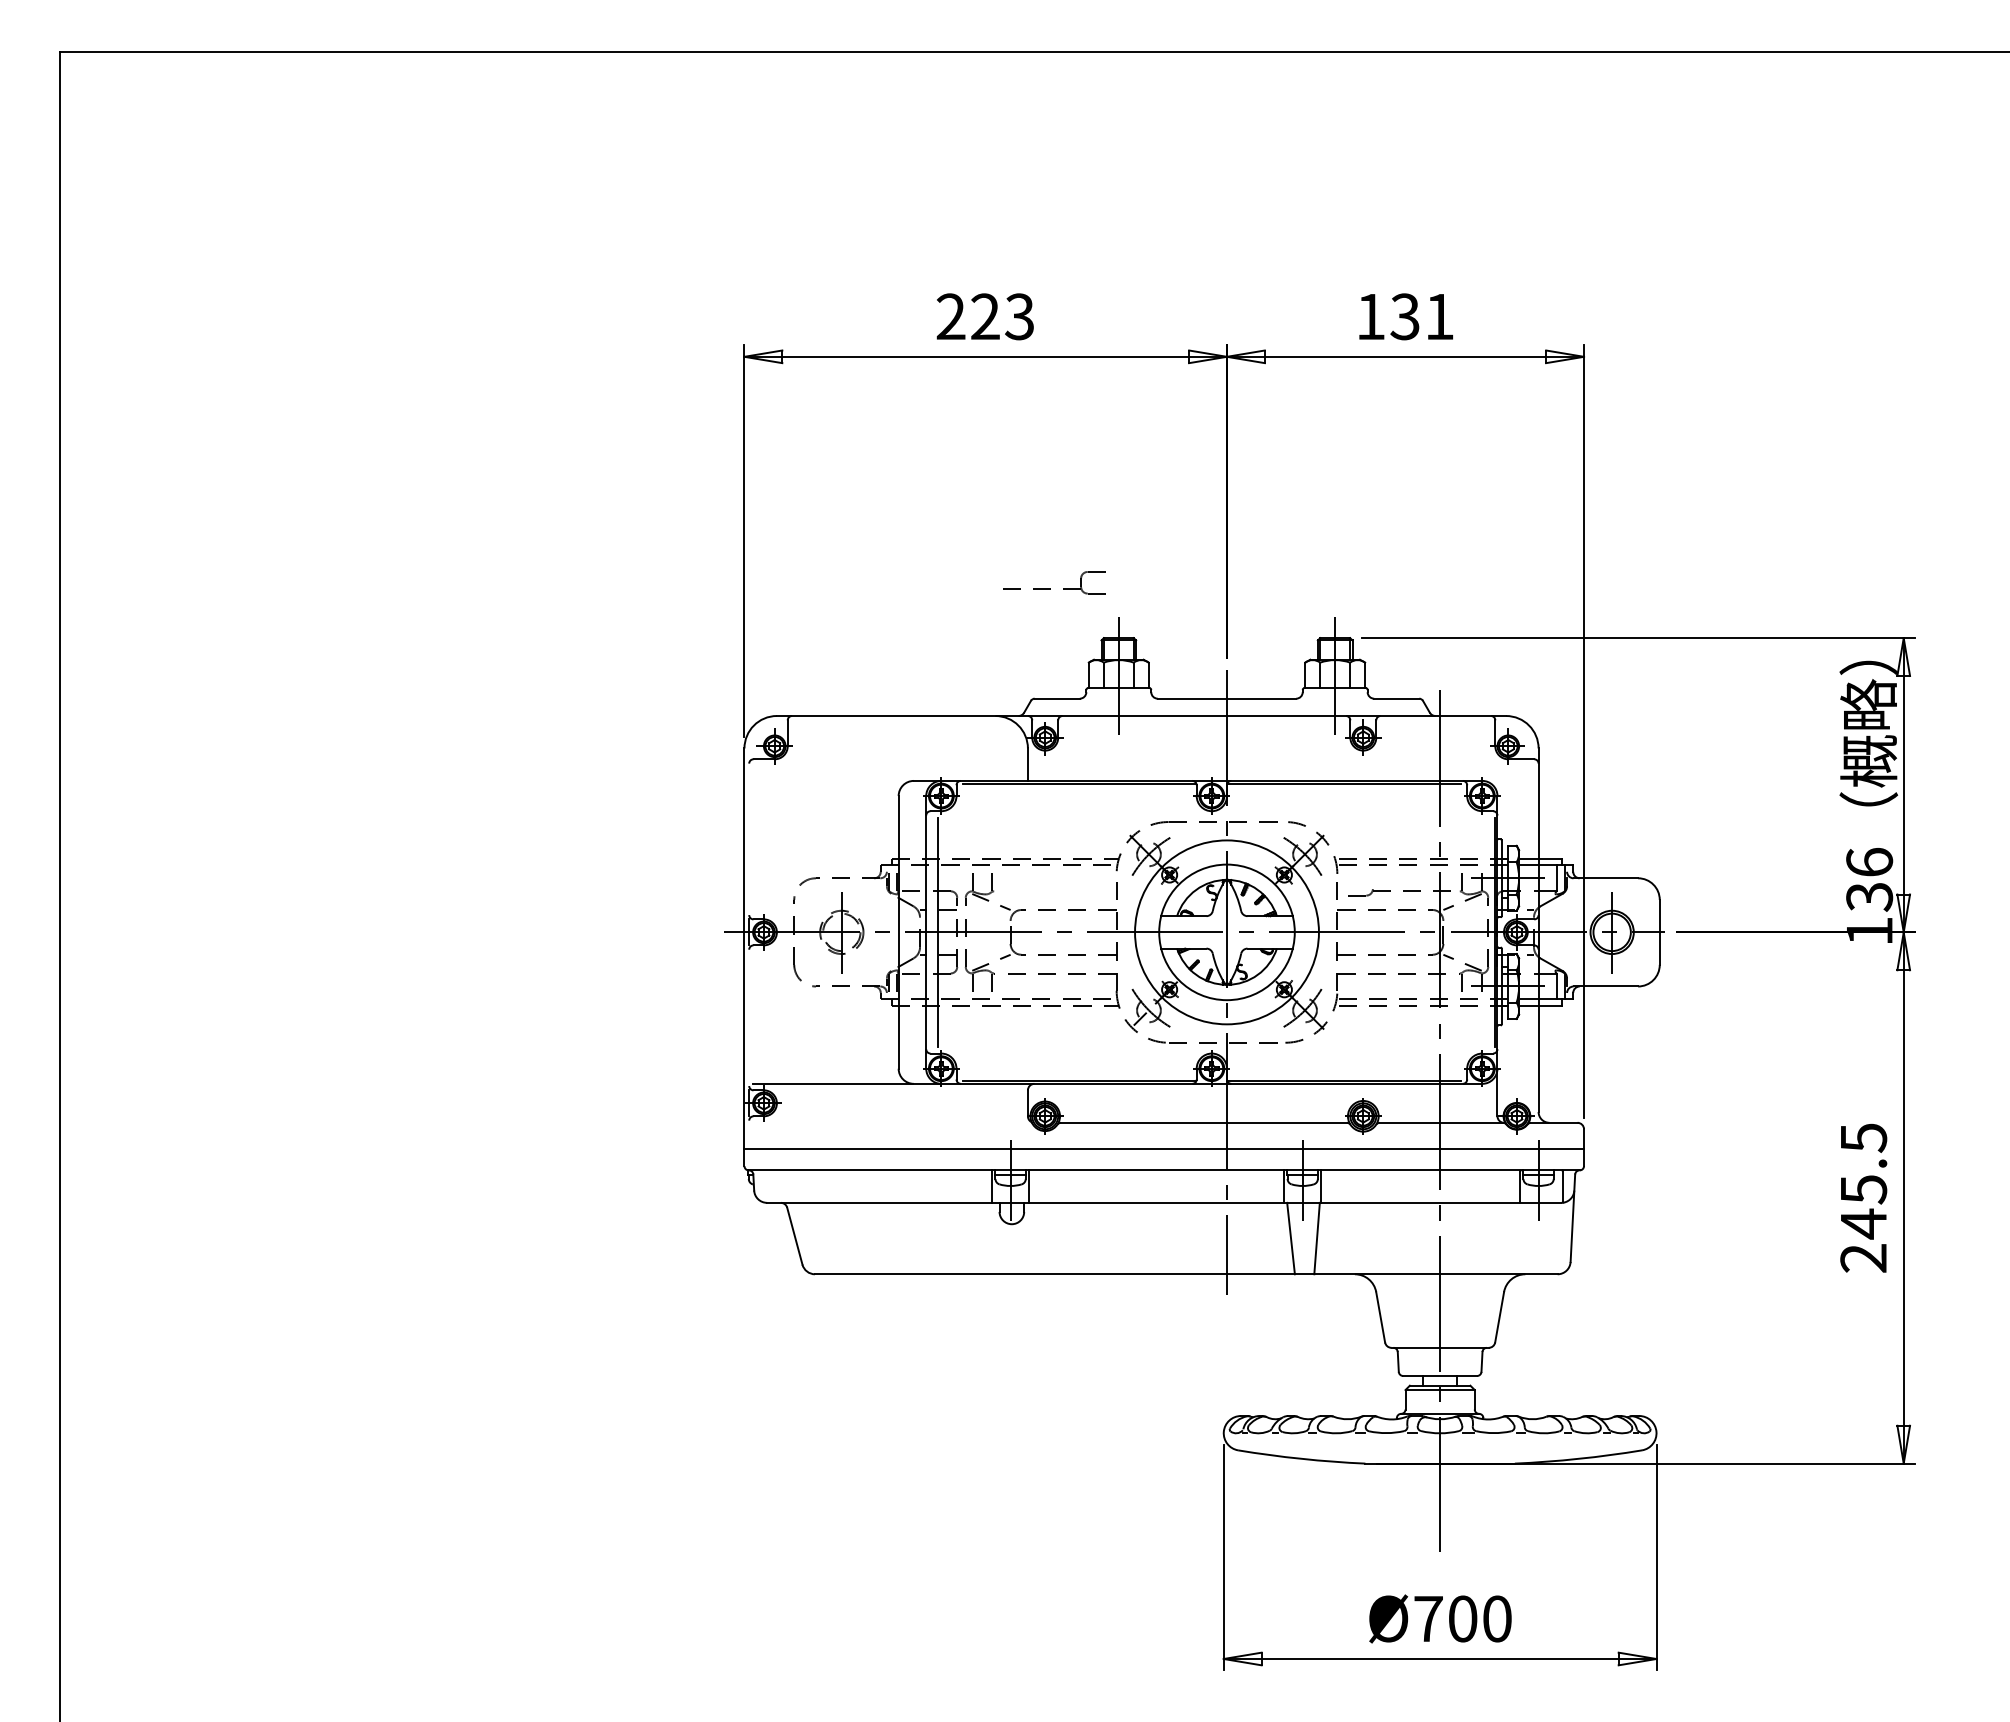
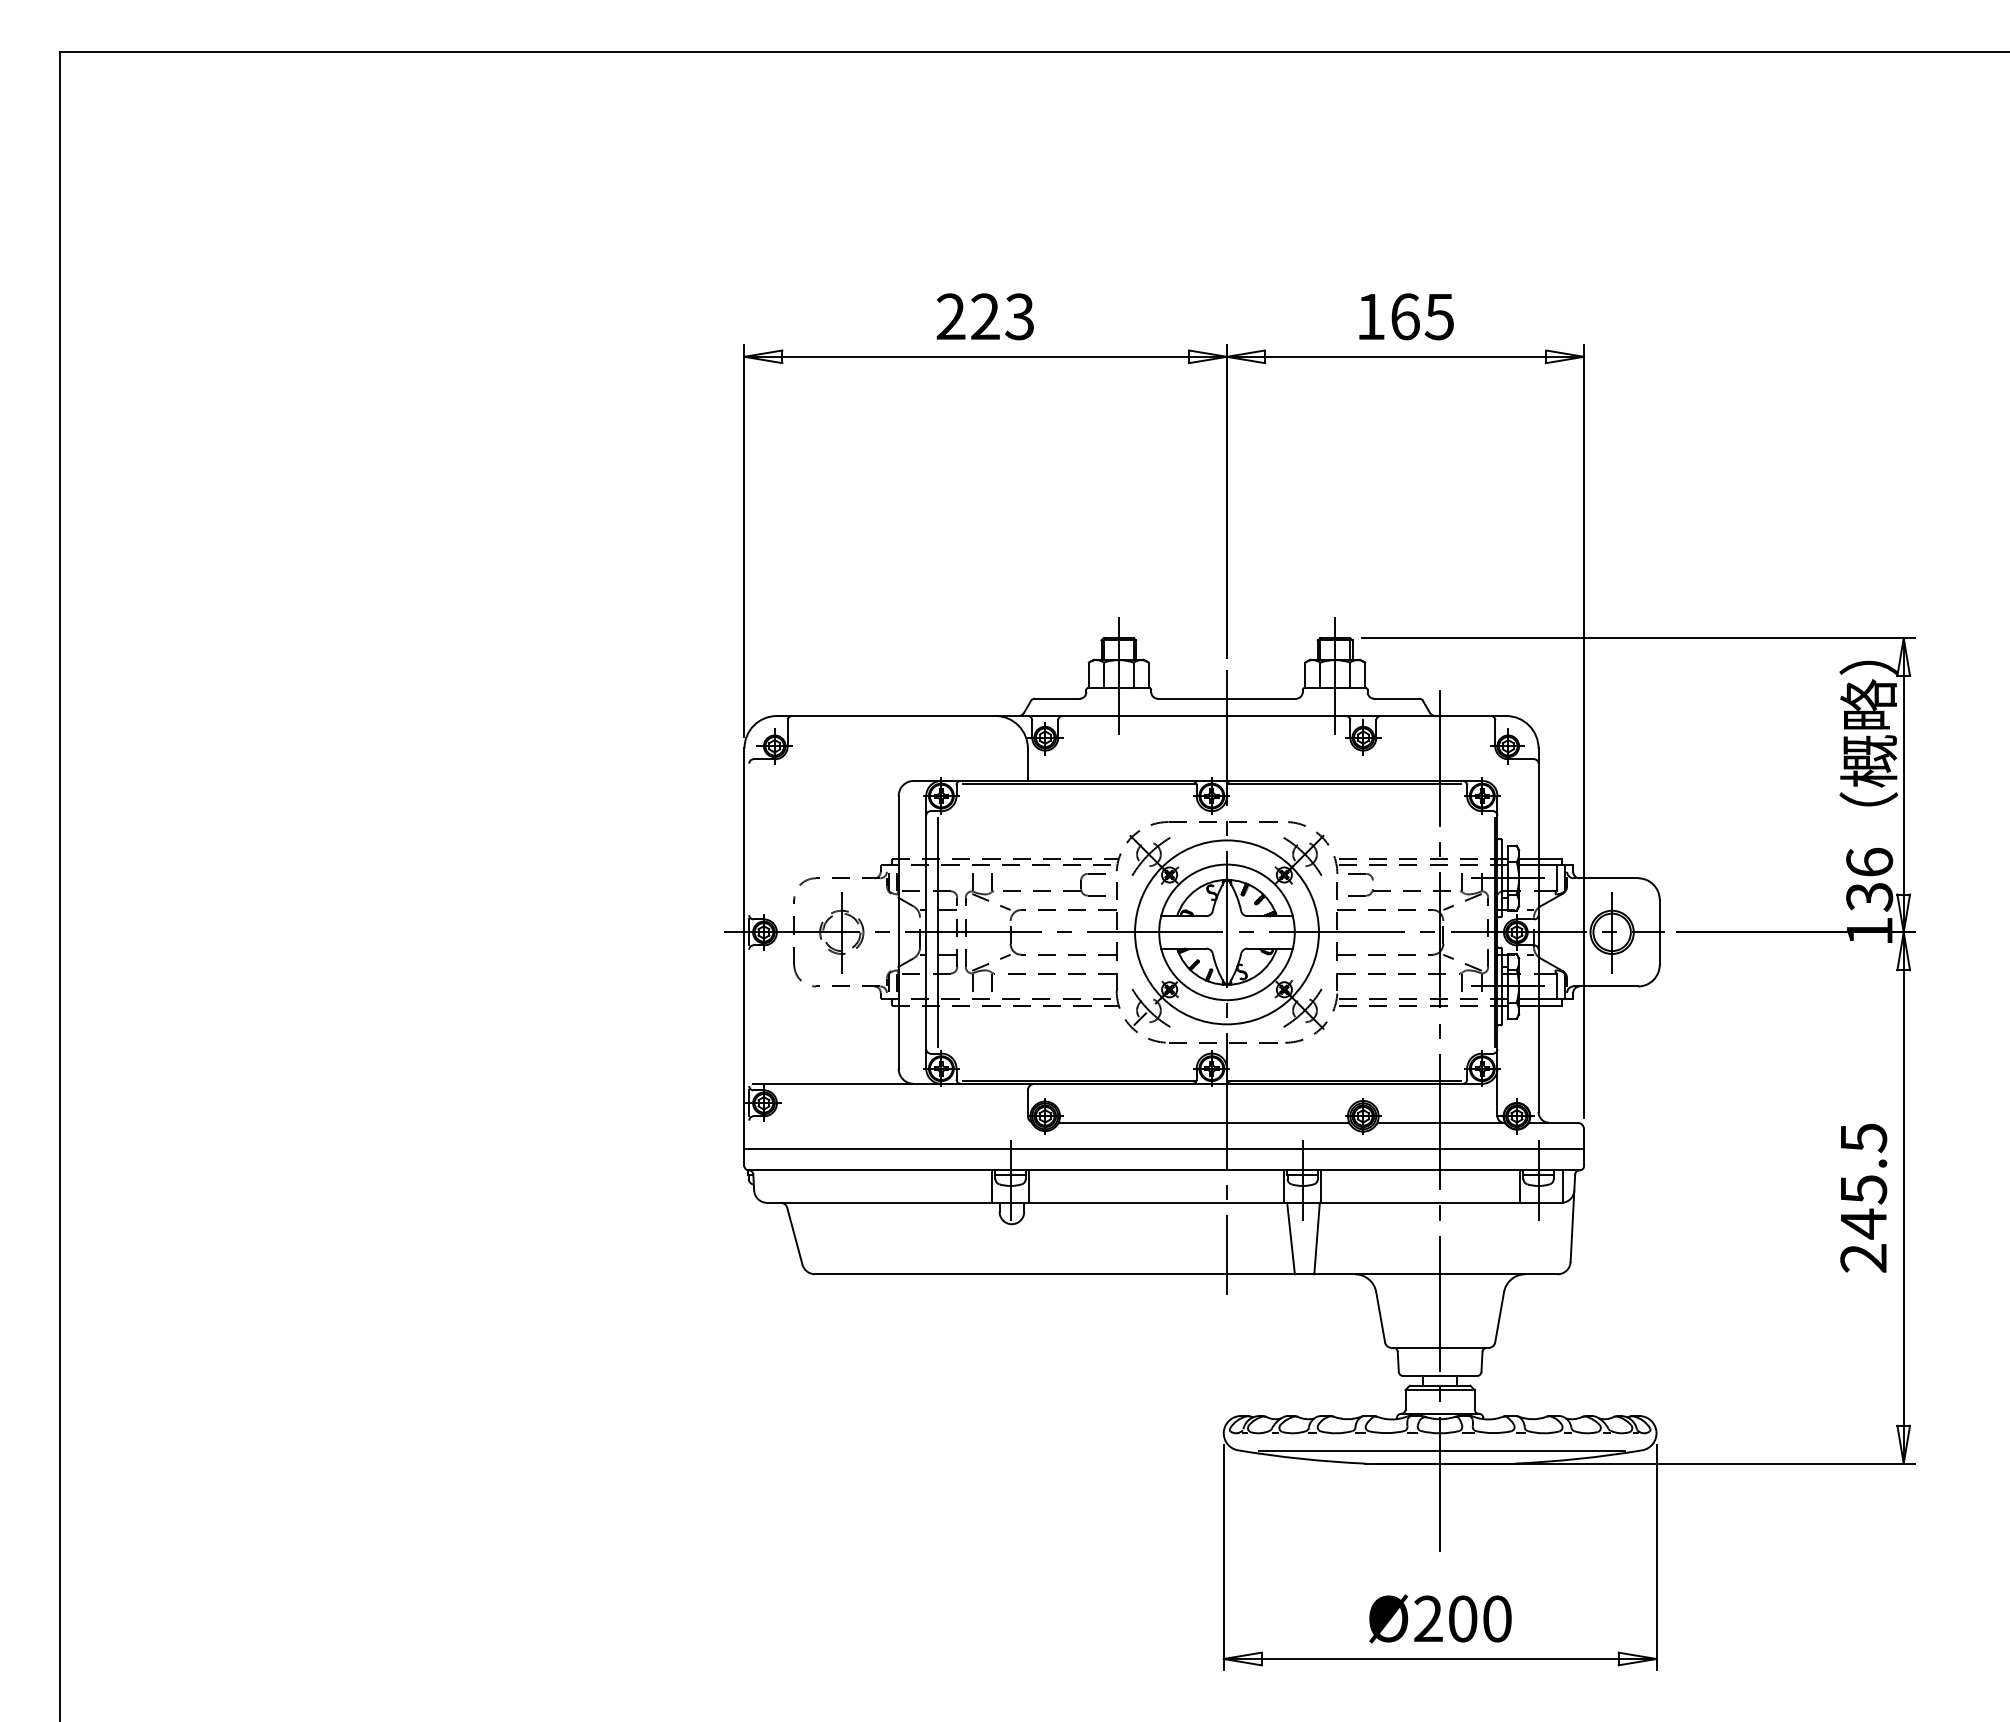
text: 131 -> 165 (1421, 316)
part position: (1050, 588) -> (1050, 890) (1050, 890)
part: none -> present (1360, 876)
line: none -> present (1441, 1450)
text: Ø700 -> Ø200 (1428, 1618)
